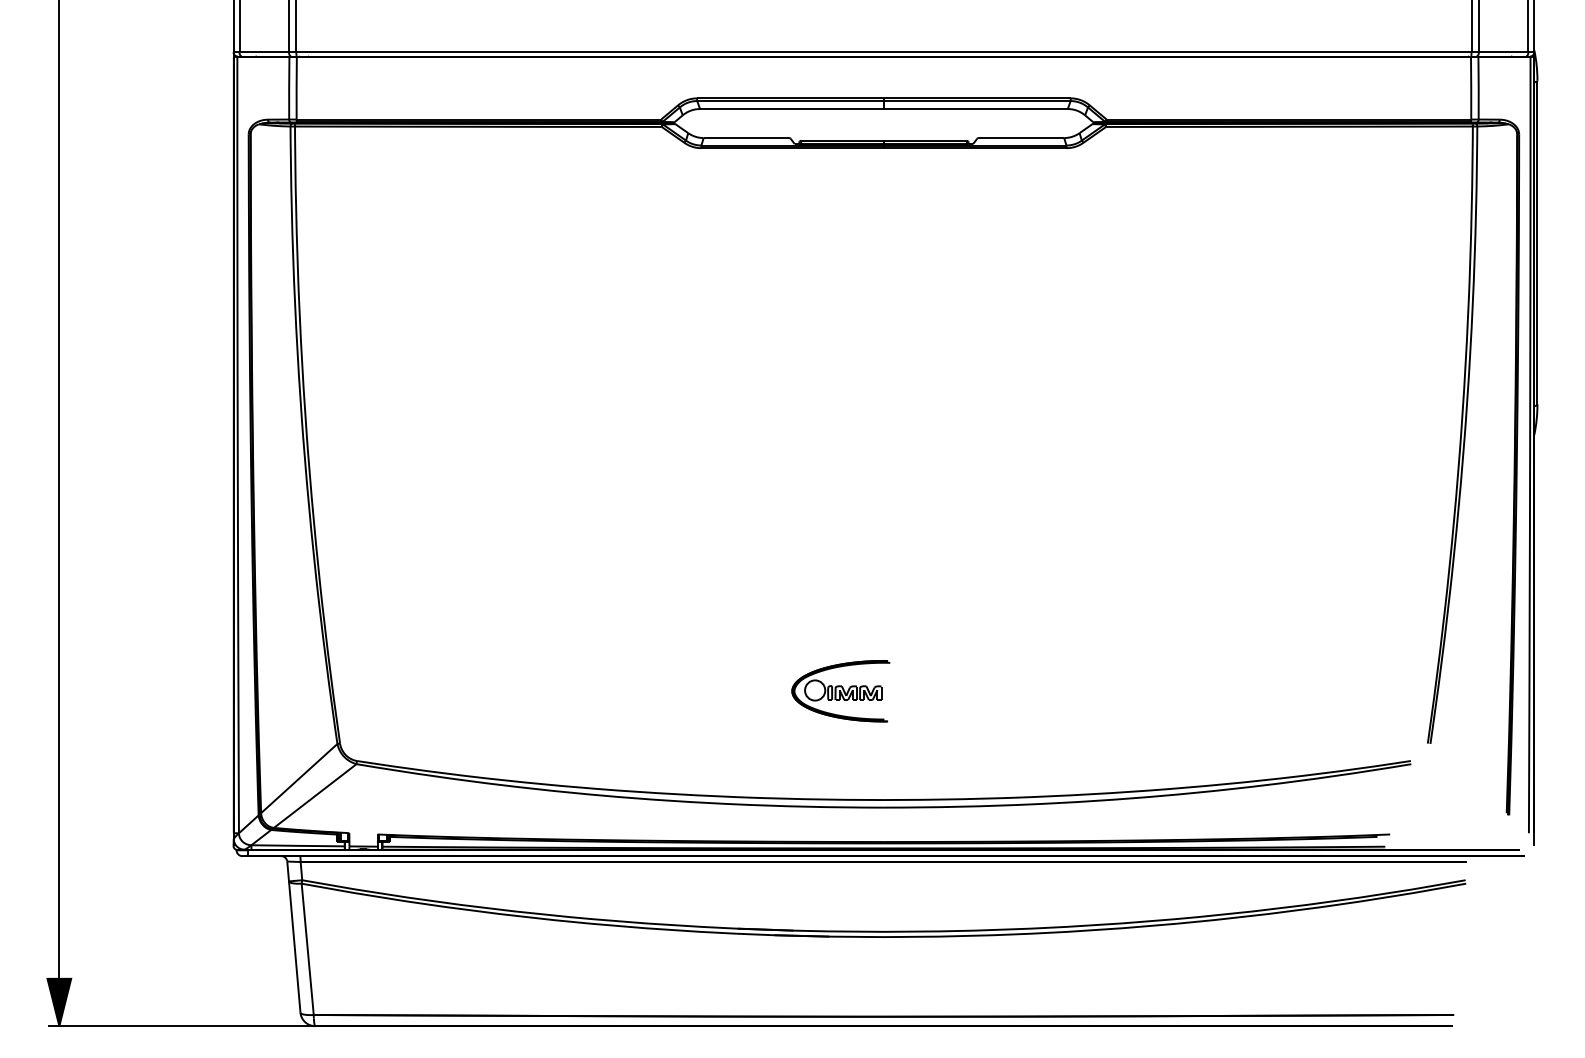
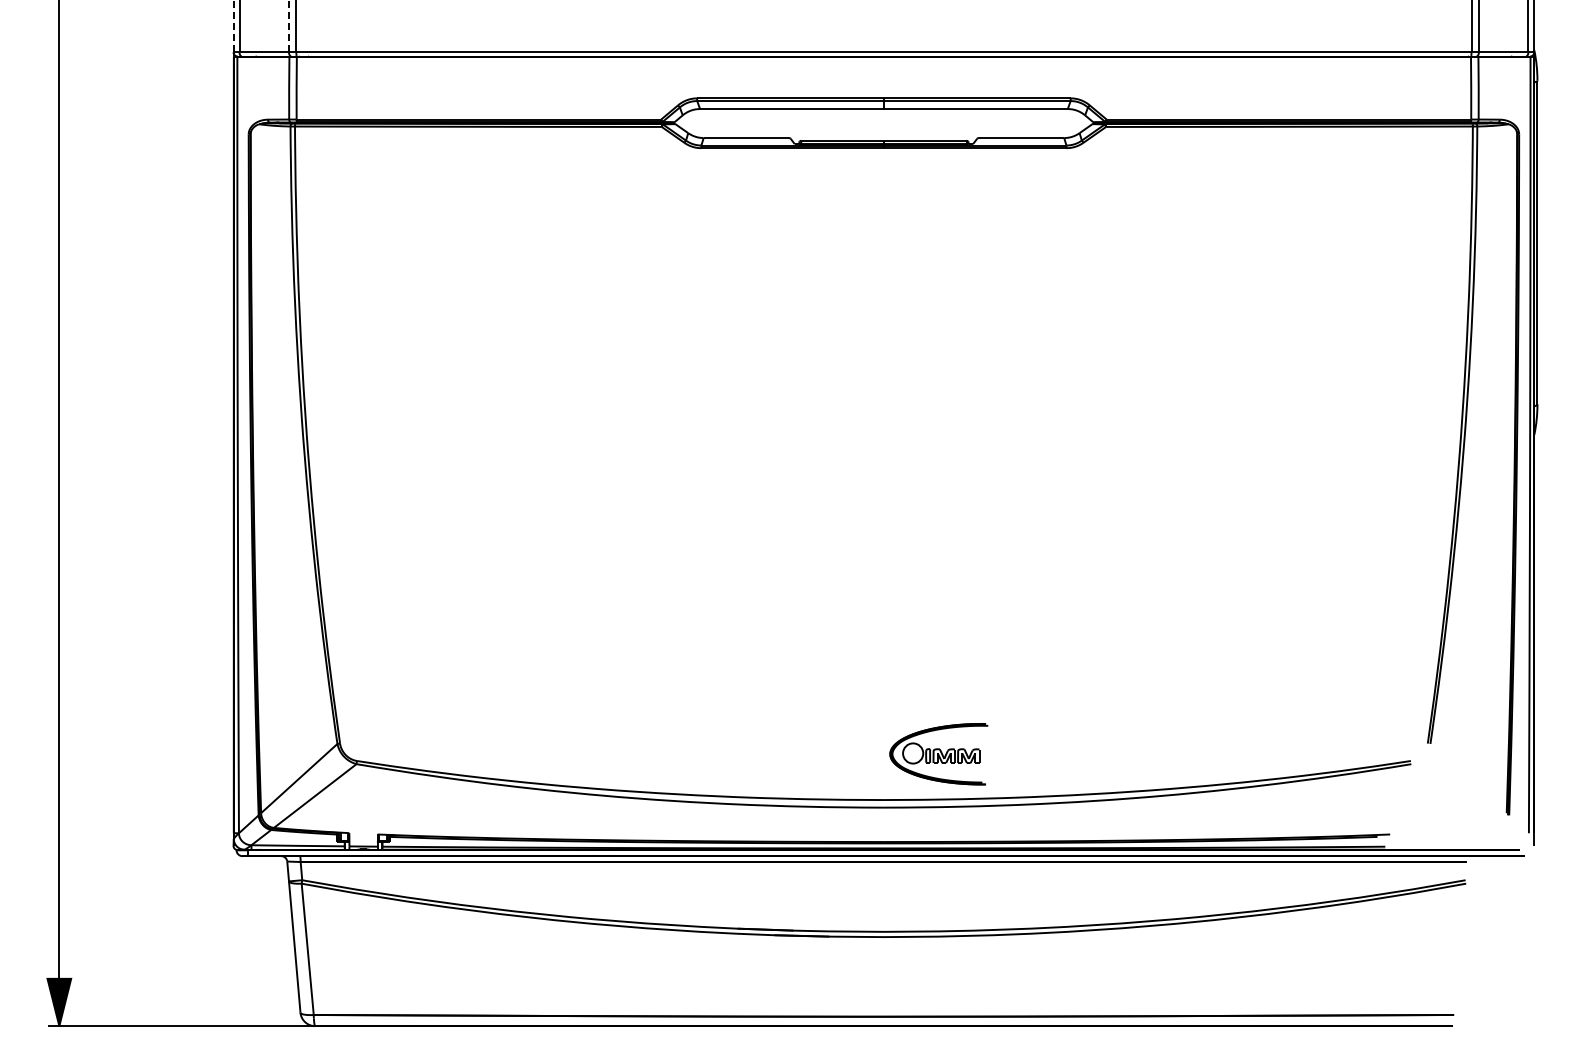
line: solid -> dashed (233, 26)
line: solid -> dashed (288, 26)
part position: (840, 691) -> (938, 754) (938, 754)
